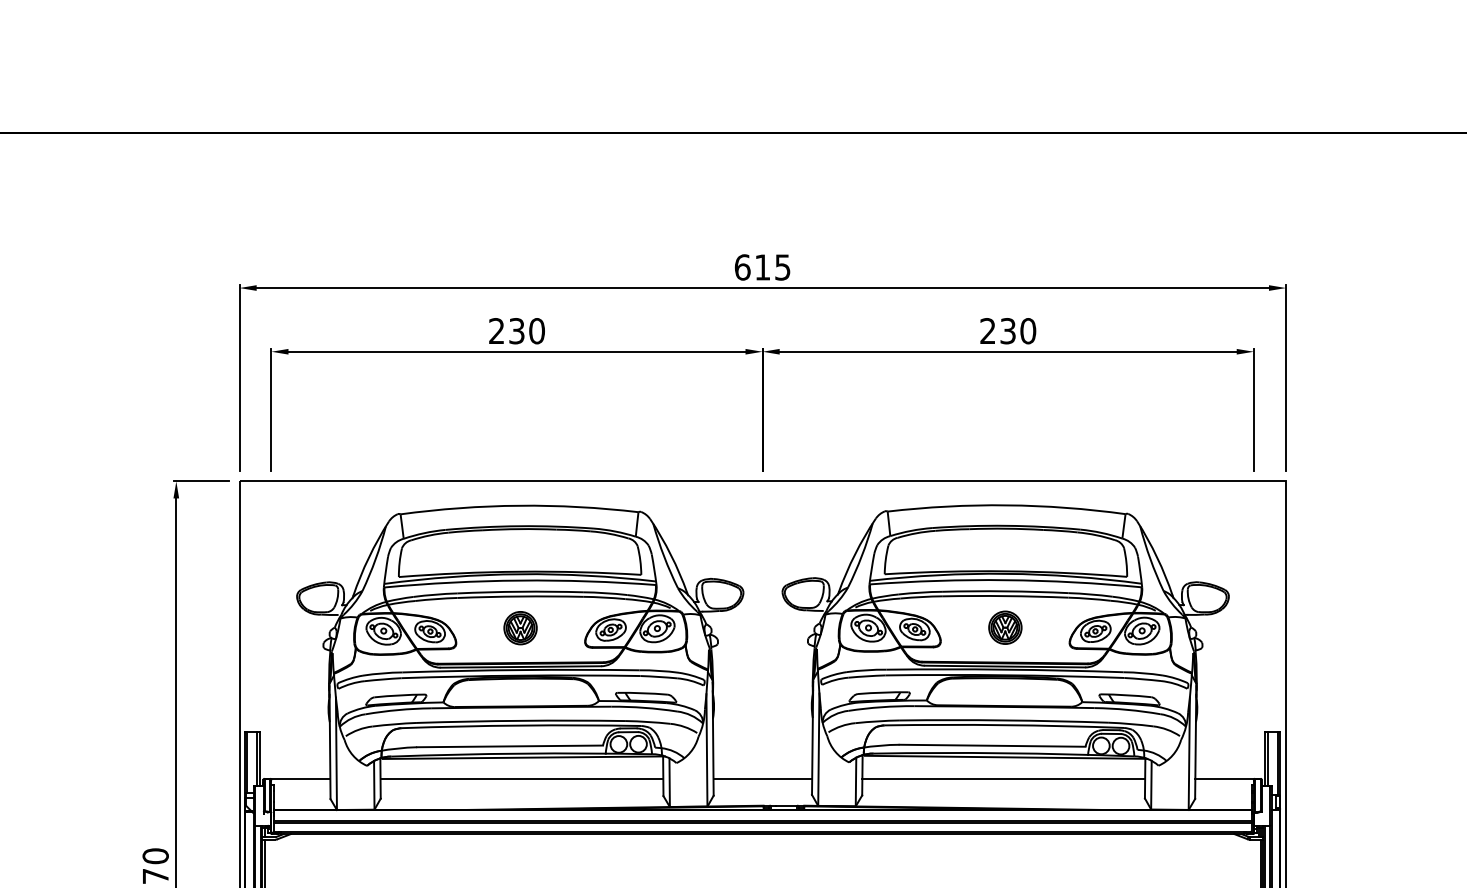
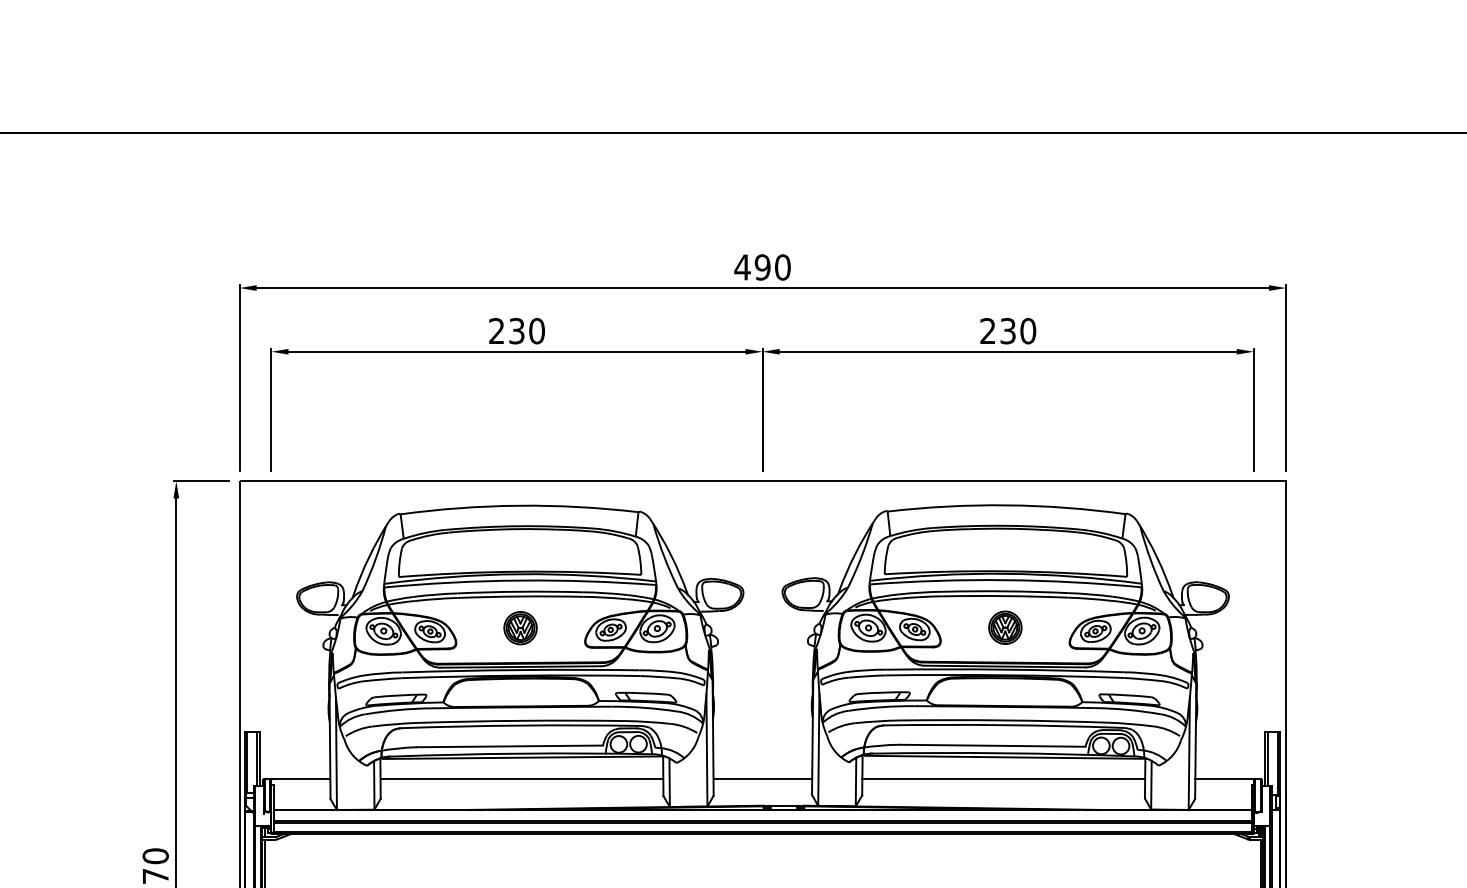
text: 615 -> 490 (762, 267)
